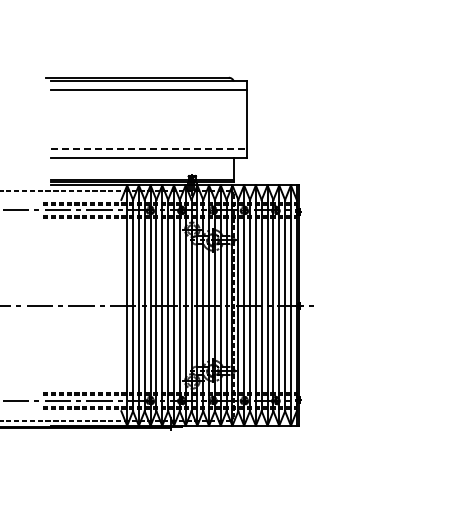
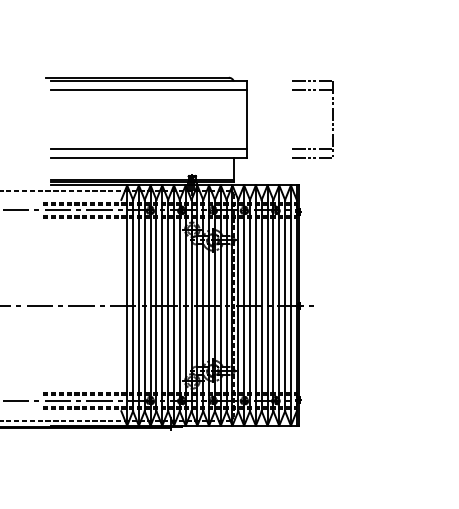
part: none -> present (332, 119)
line: dashed -> solid (148, 149)
